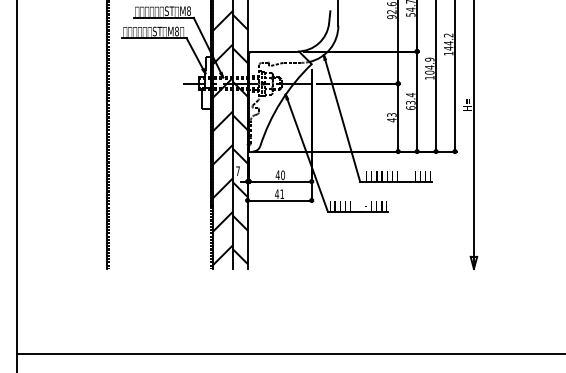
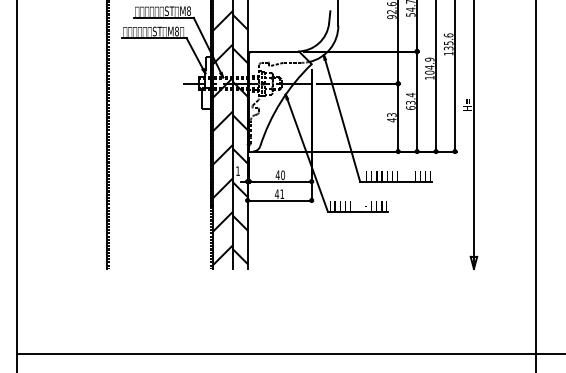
text: 144.2 -> 135.6 (448, 41)
text: 7 -> 1 (237, 170)
line: none -> present (536, 185)
